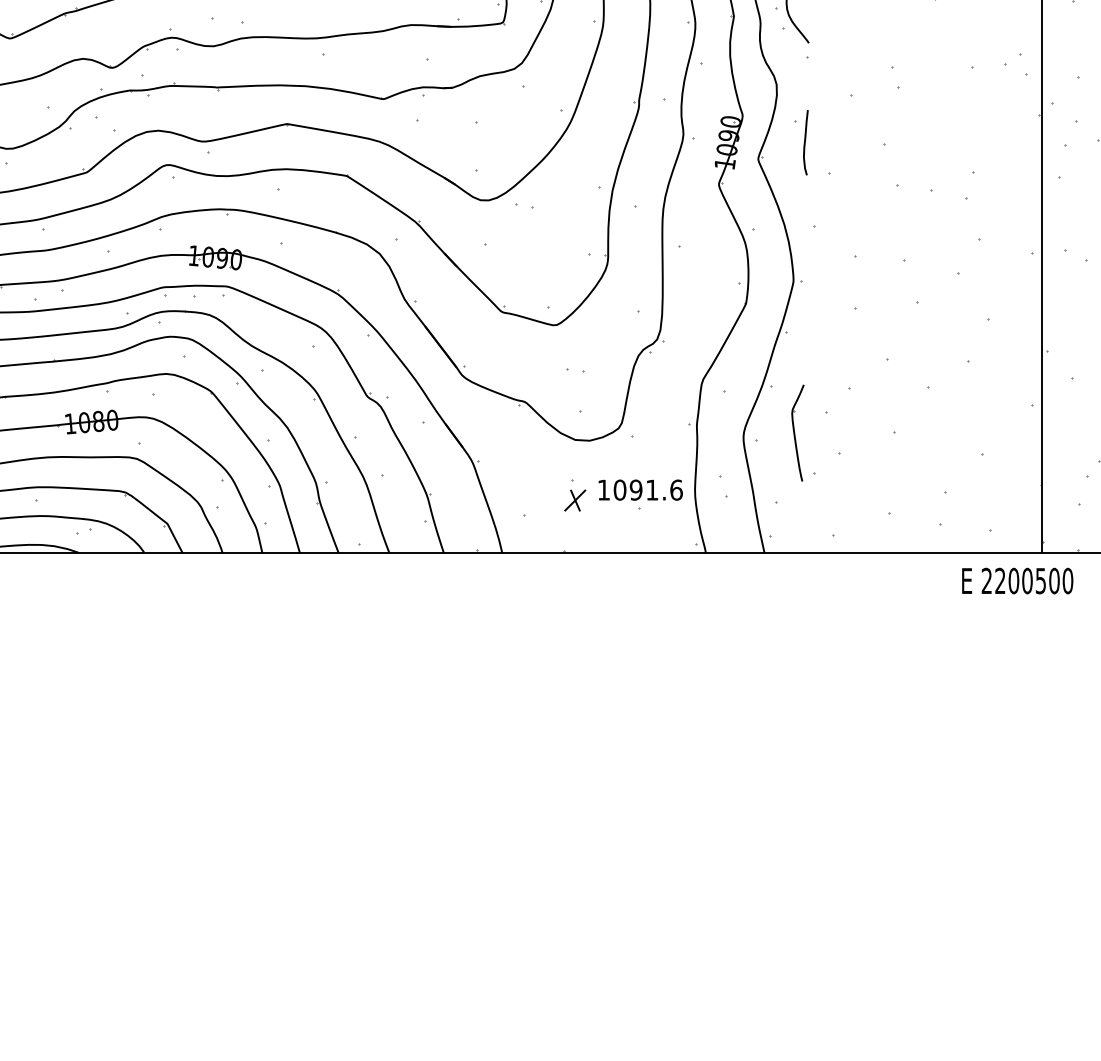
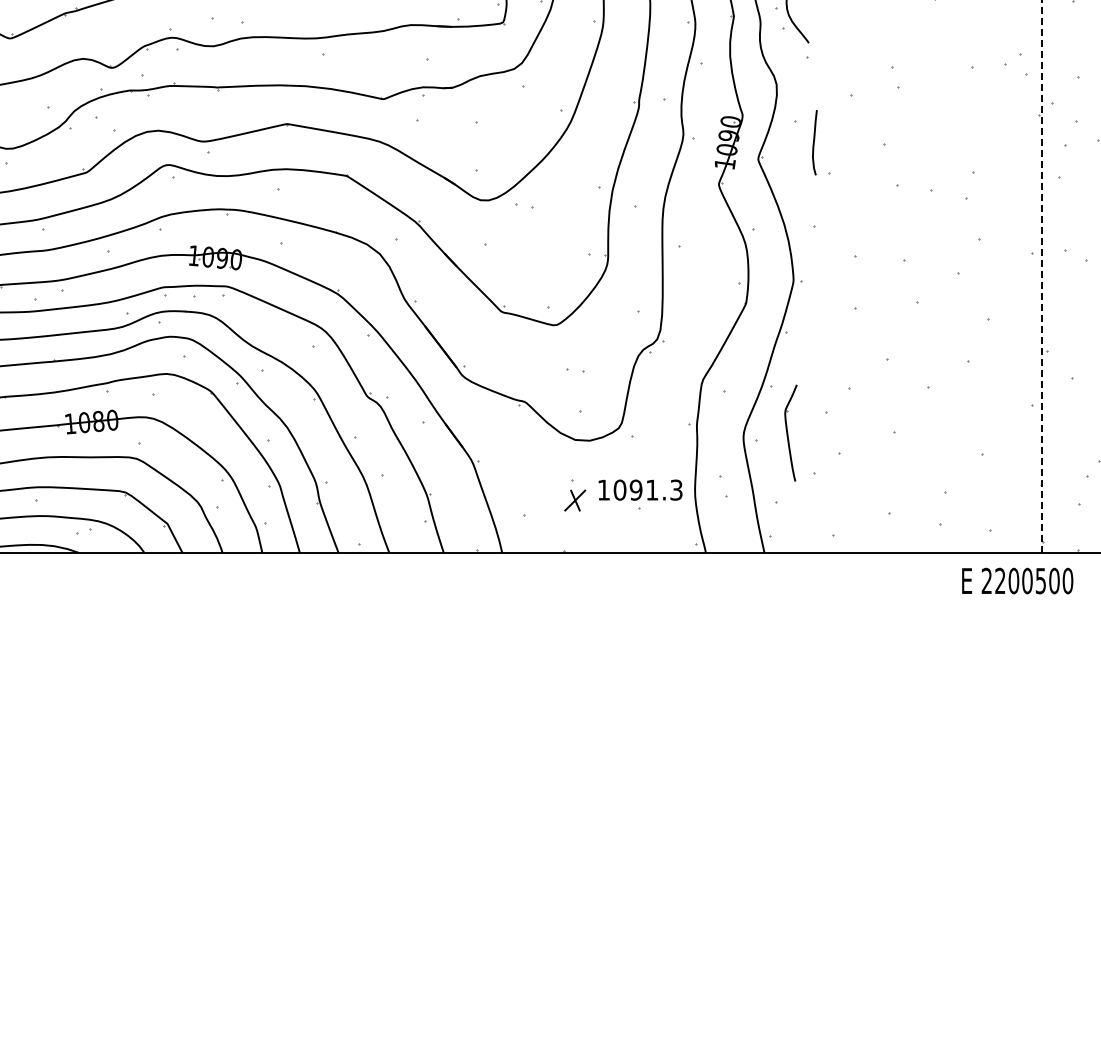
curve position: (805, 142) -> (814, 142) (814, 142)
line: solid -> dashed (1041, 276)
part position: (797, 432) -> (790, 432) (790, 432)
text: 1091.6 -> 1091.3 (676, 489)
